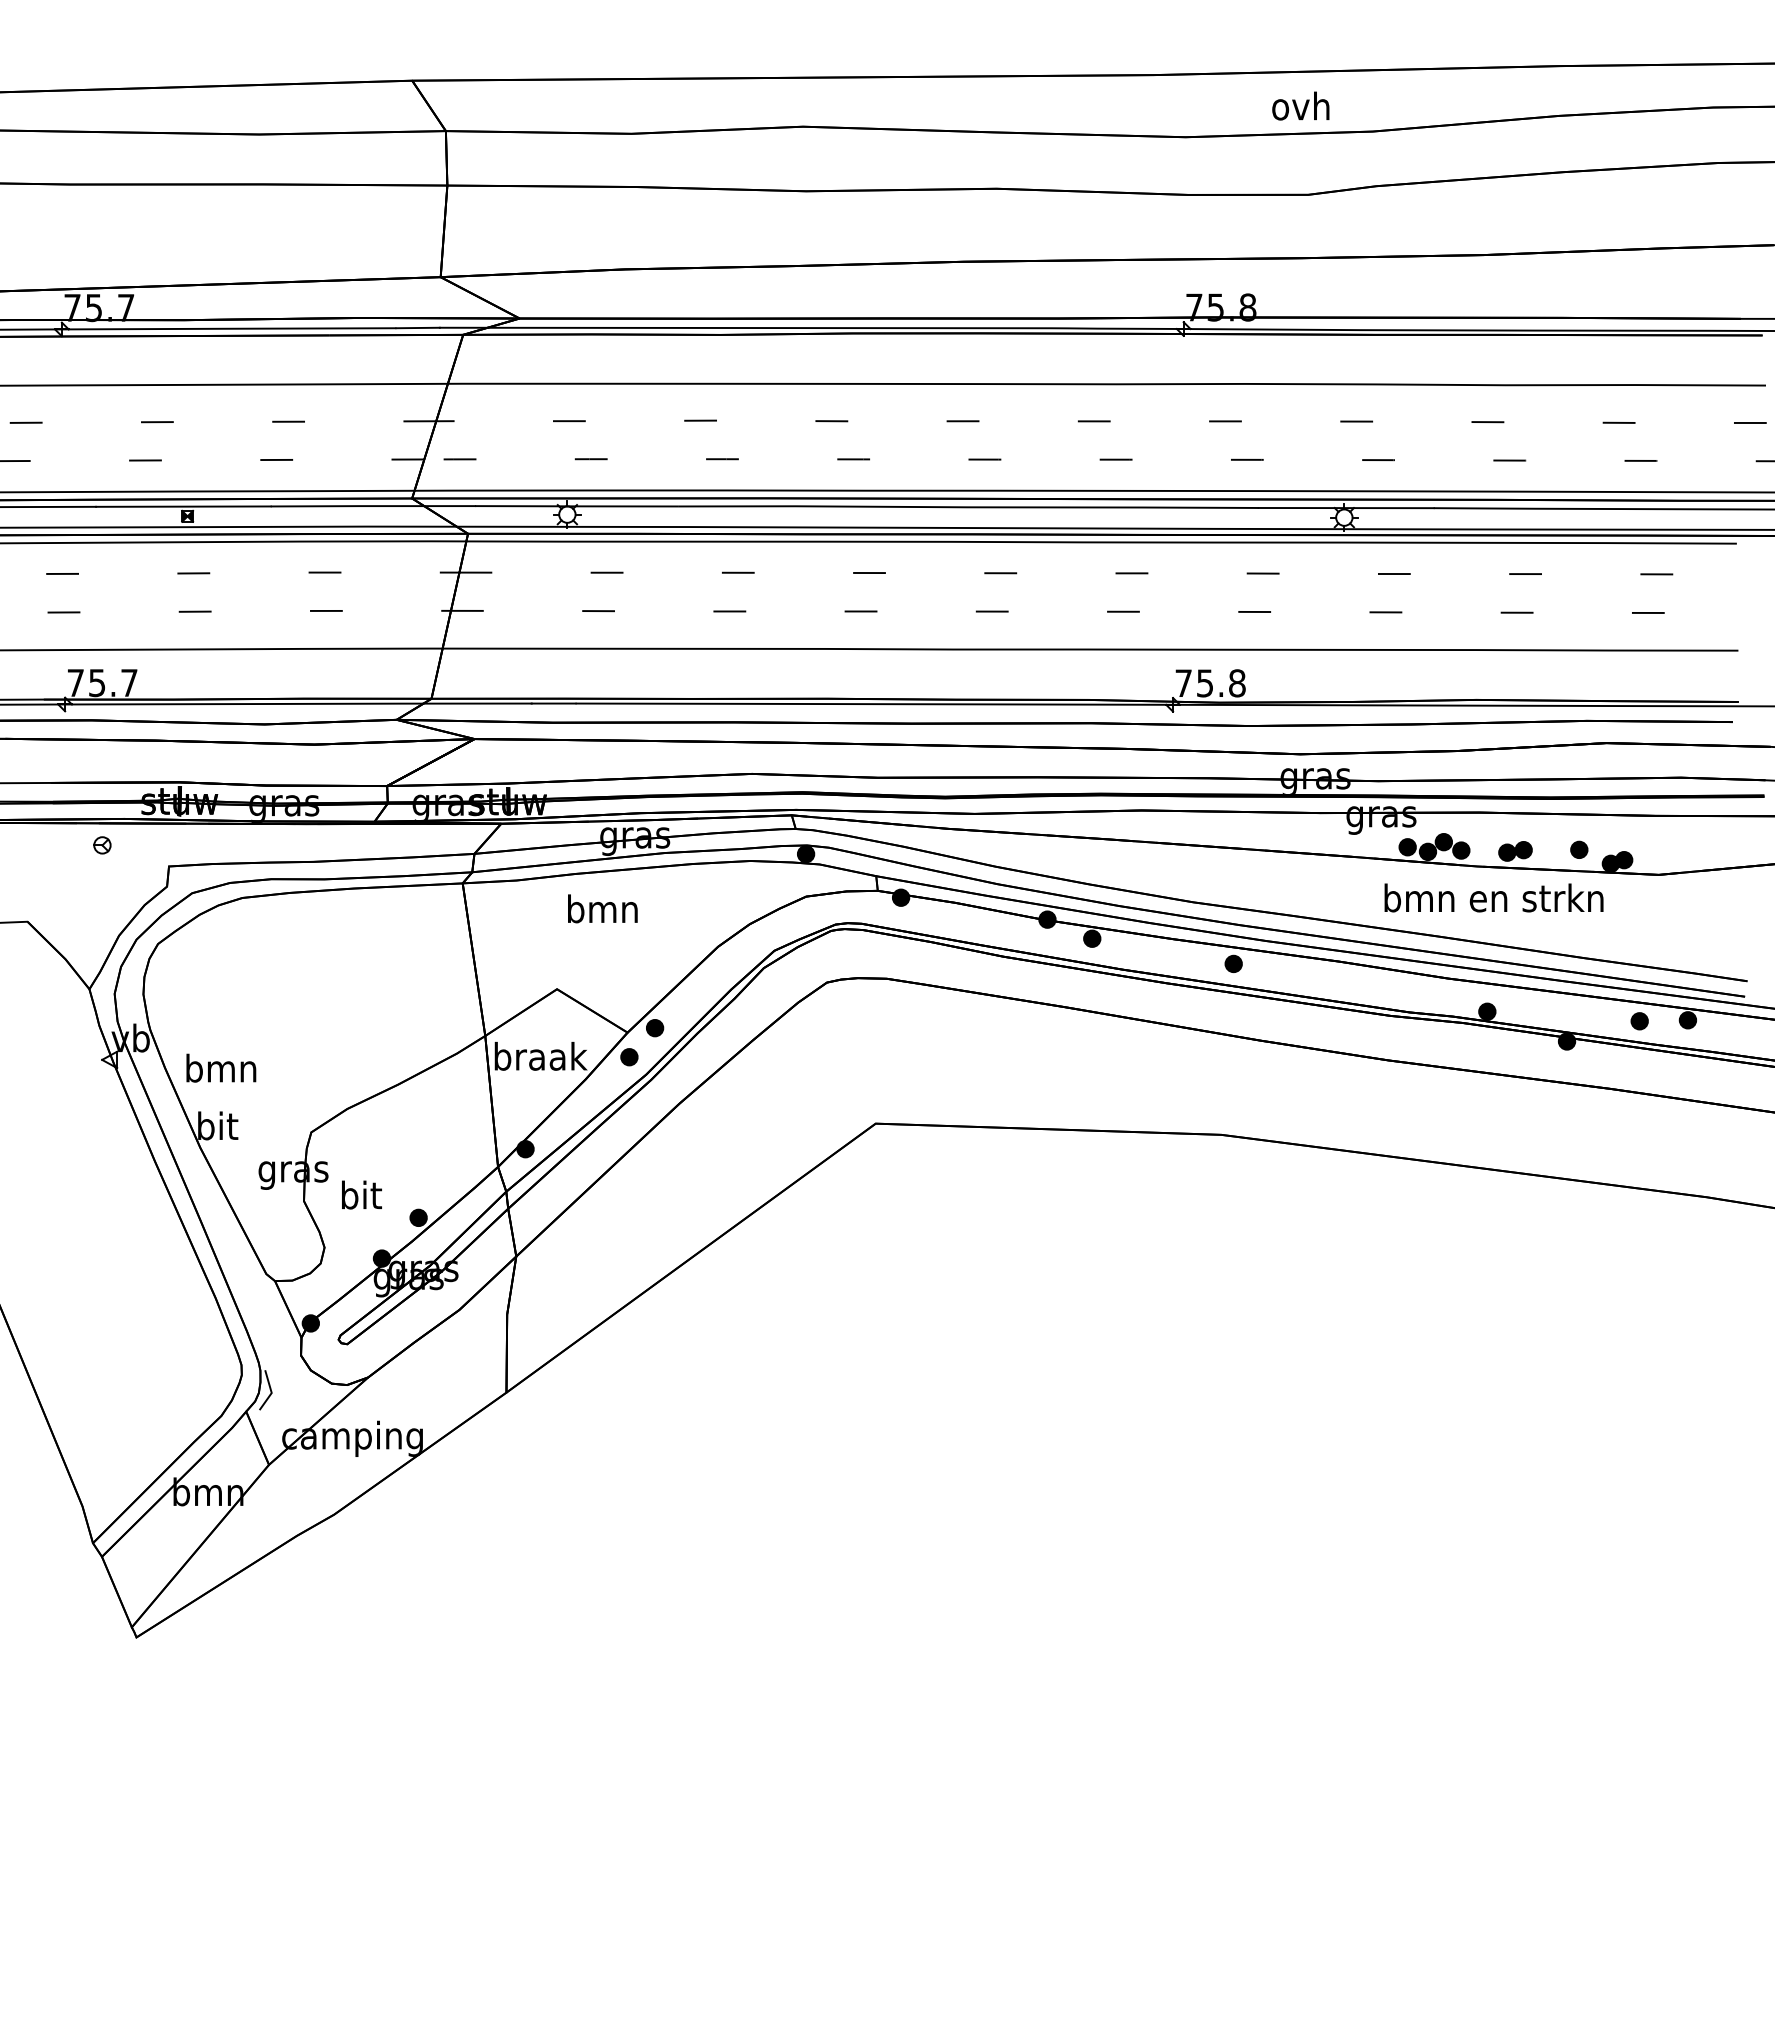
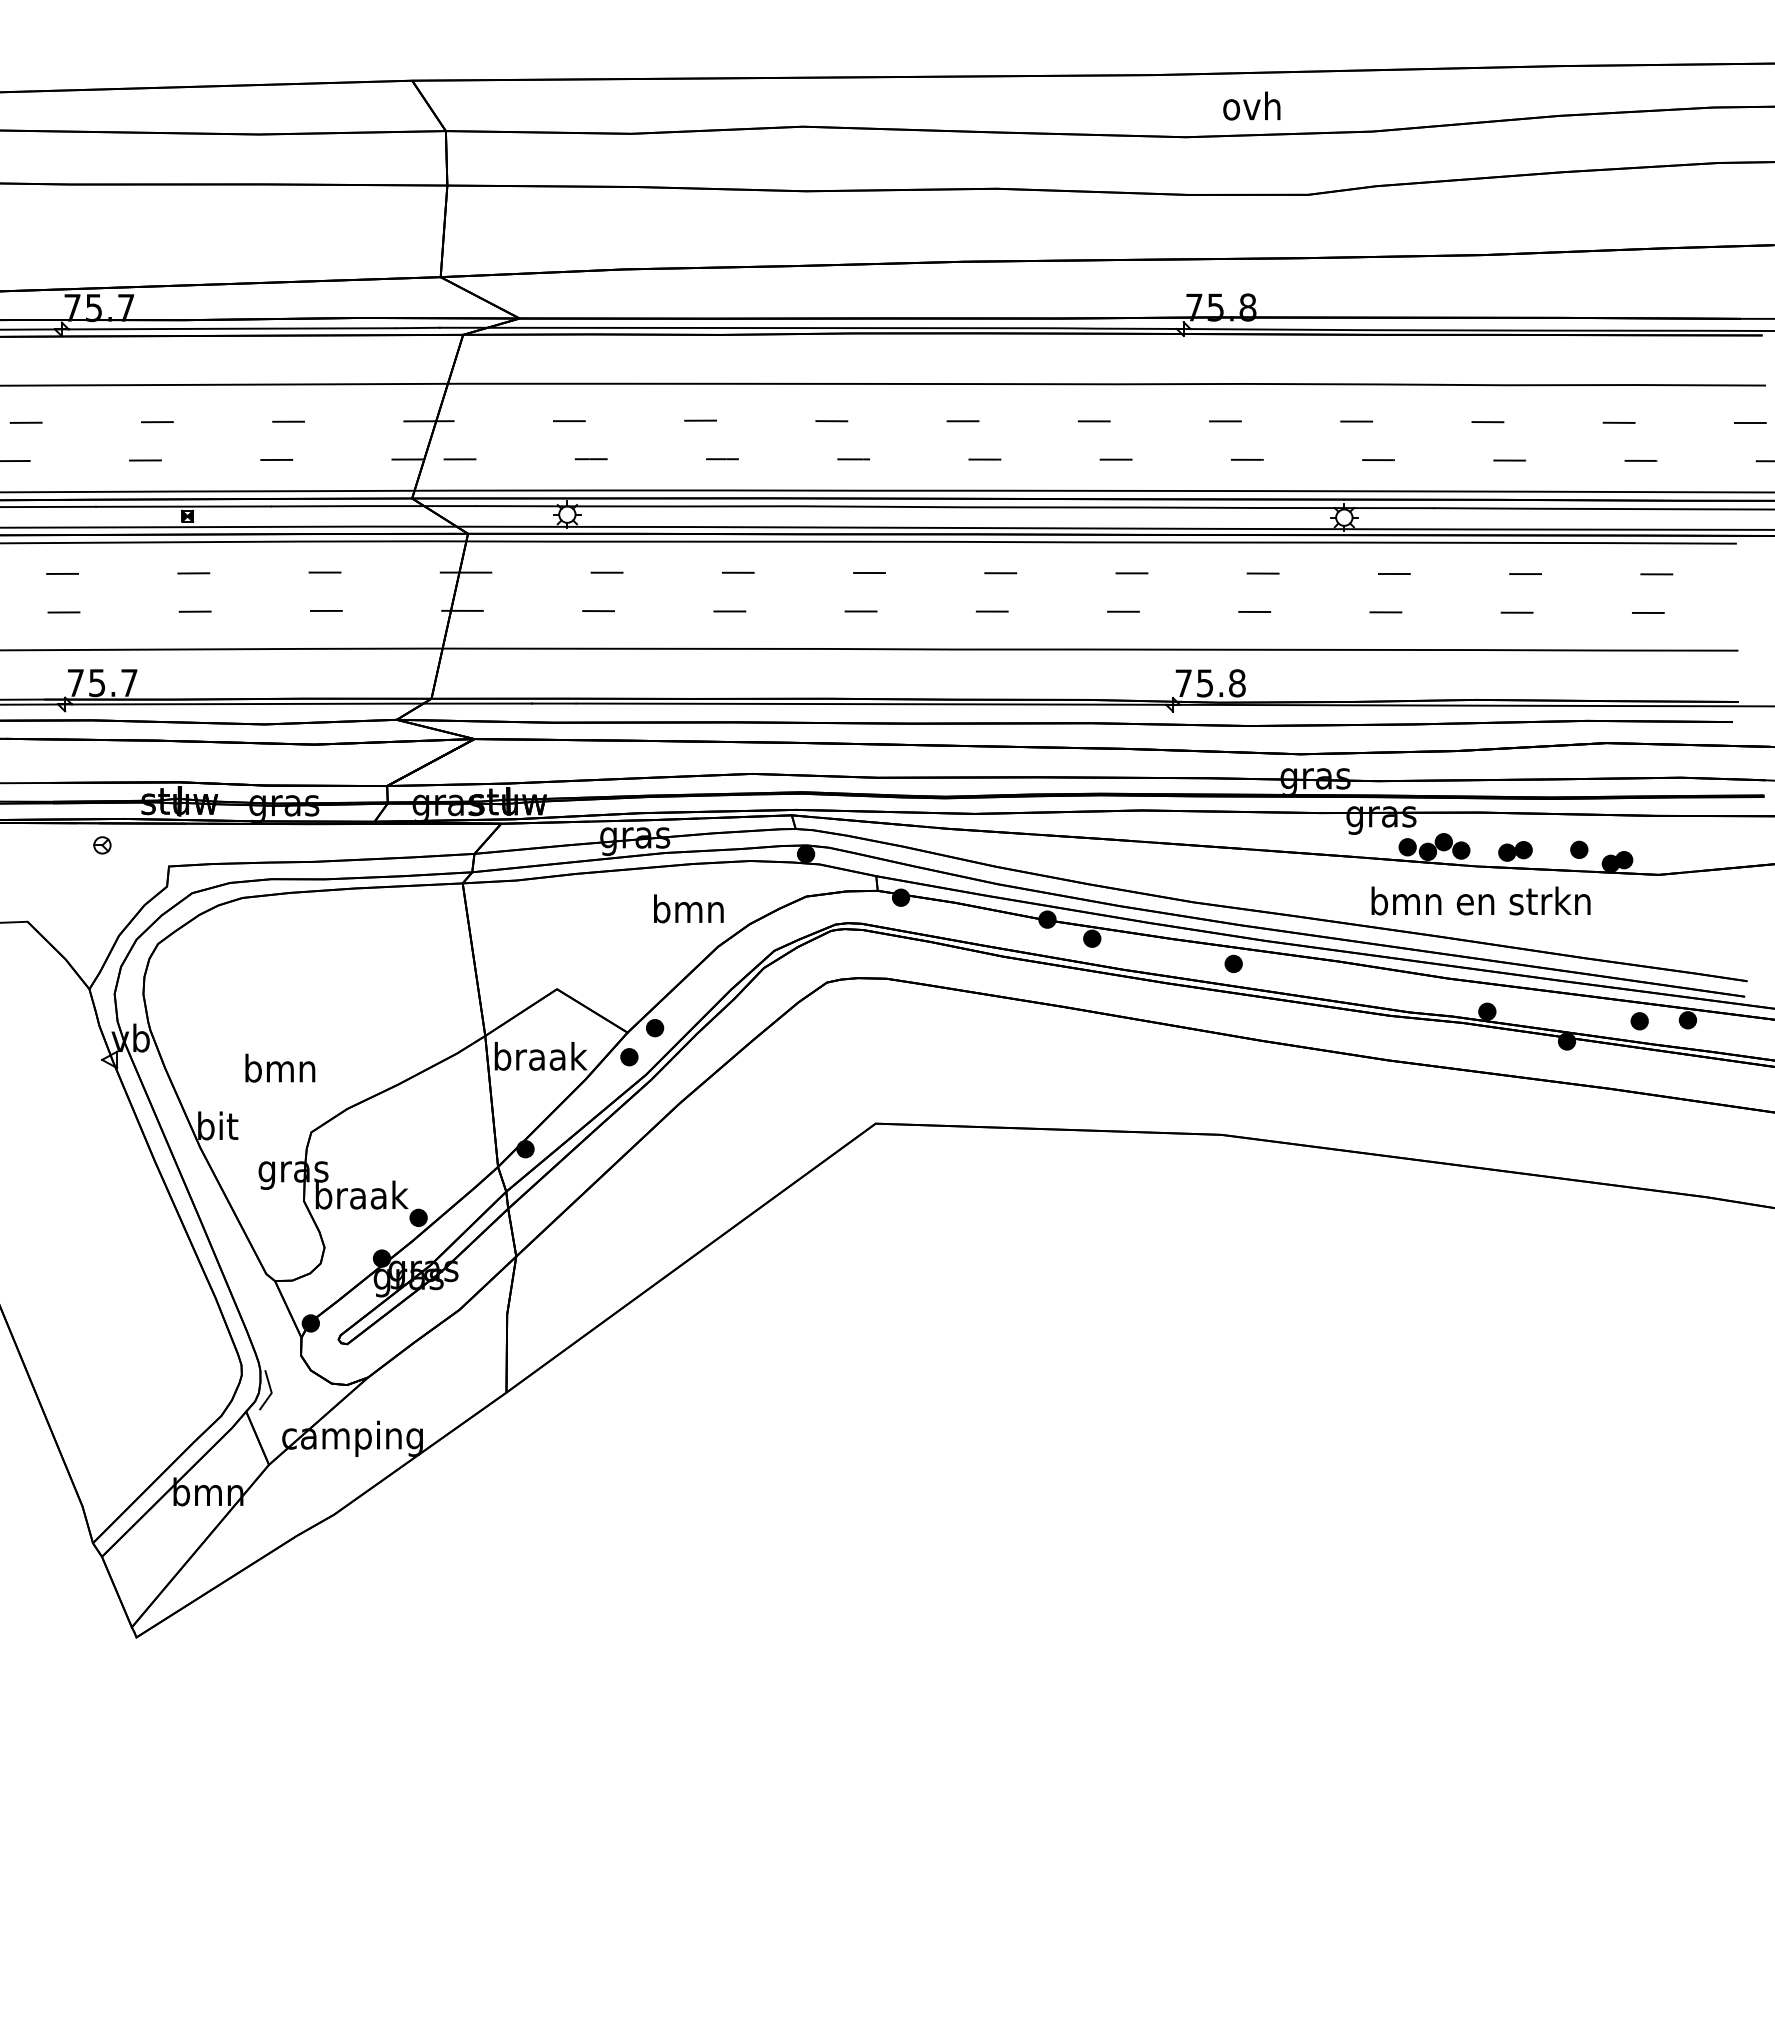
text position: (1300, 105) -> (1251, 105) (1251, 105)
text position: (1493, 897) -> (1480, 900) (1480, 900)
text position: (602, 908) -> (688, 908) (688, 908)
text position: (221, 1067) -> (280, 1067) (280, 1067)
text: bit -> braak (361, 1194)
